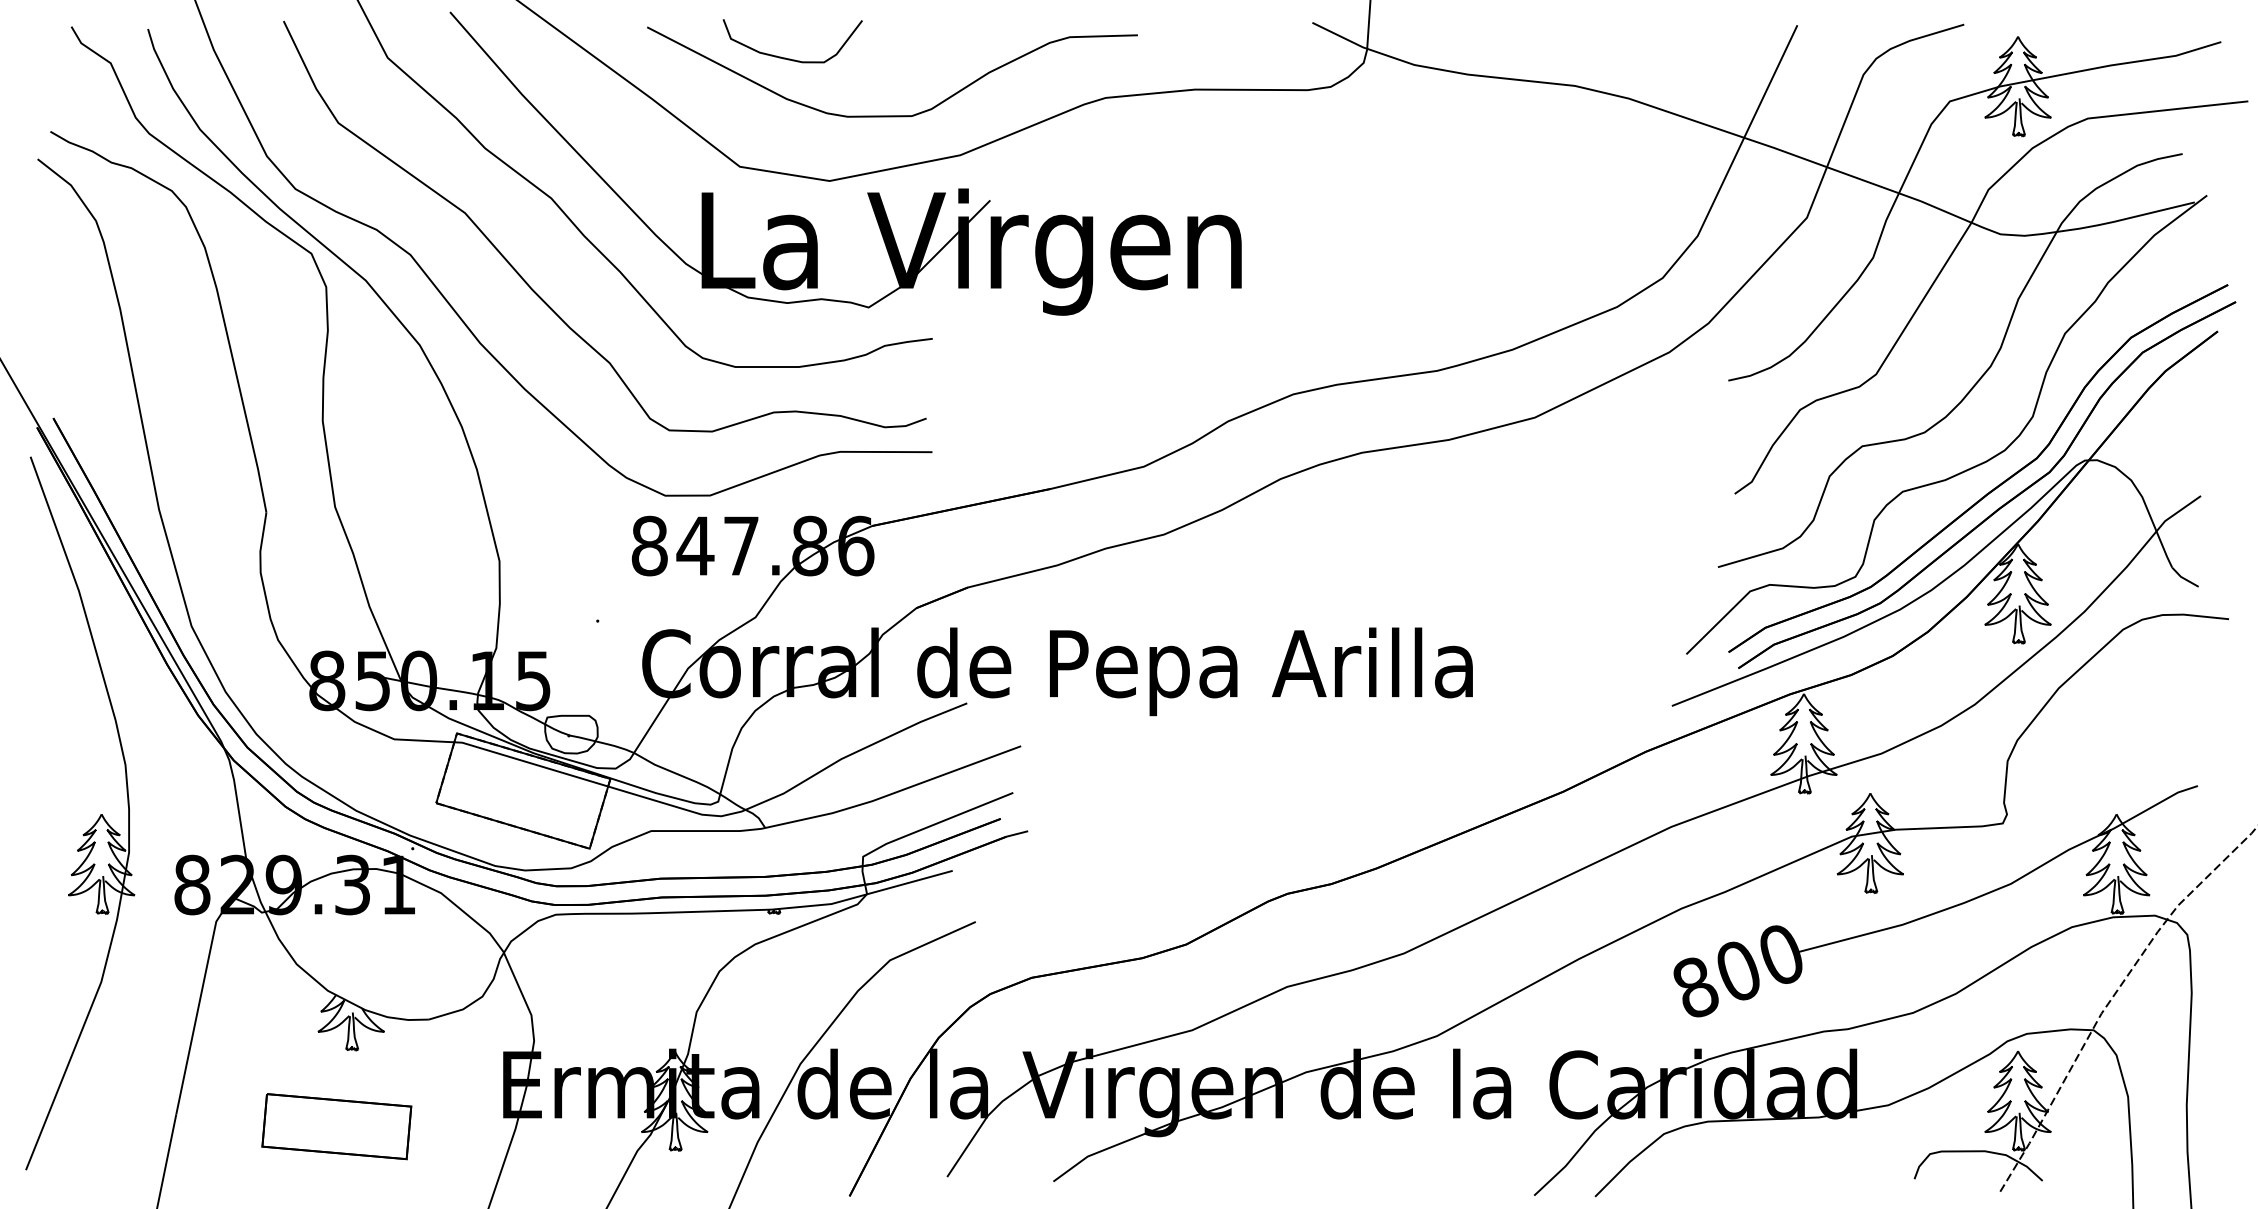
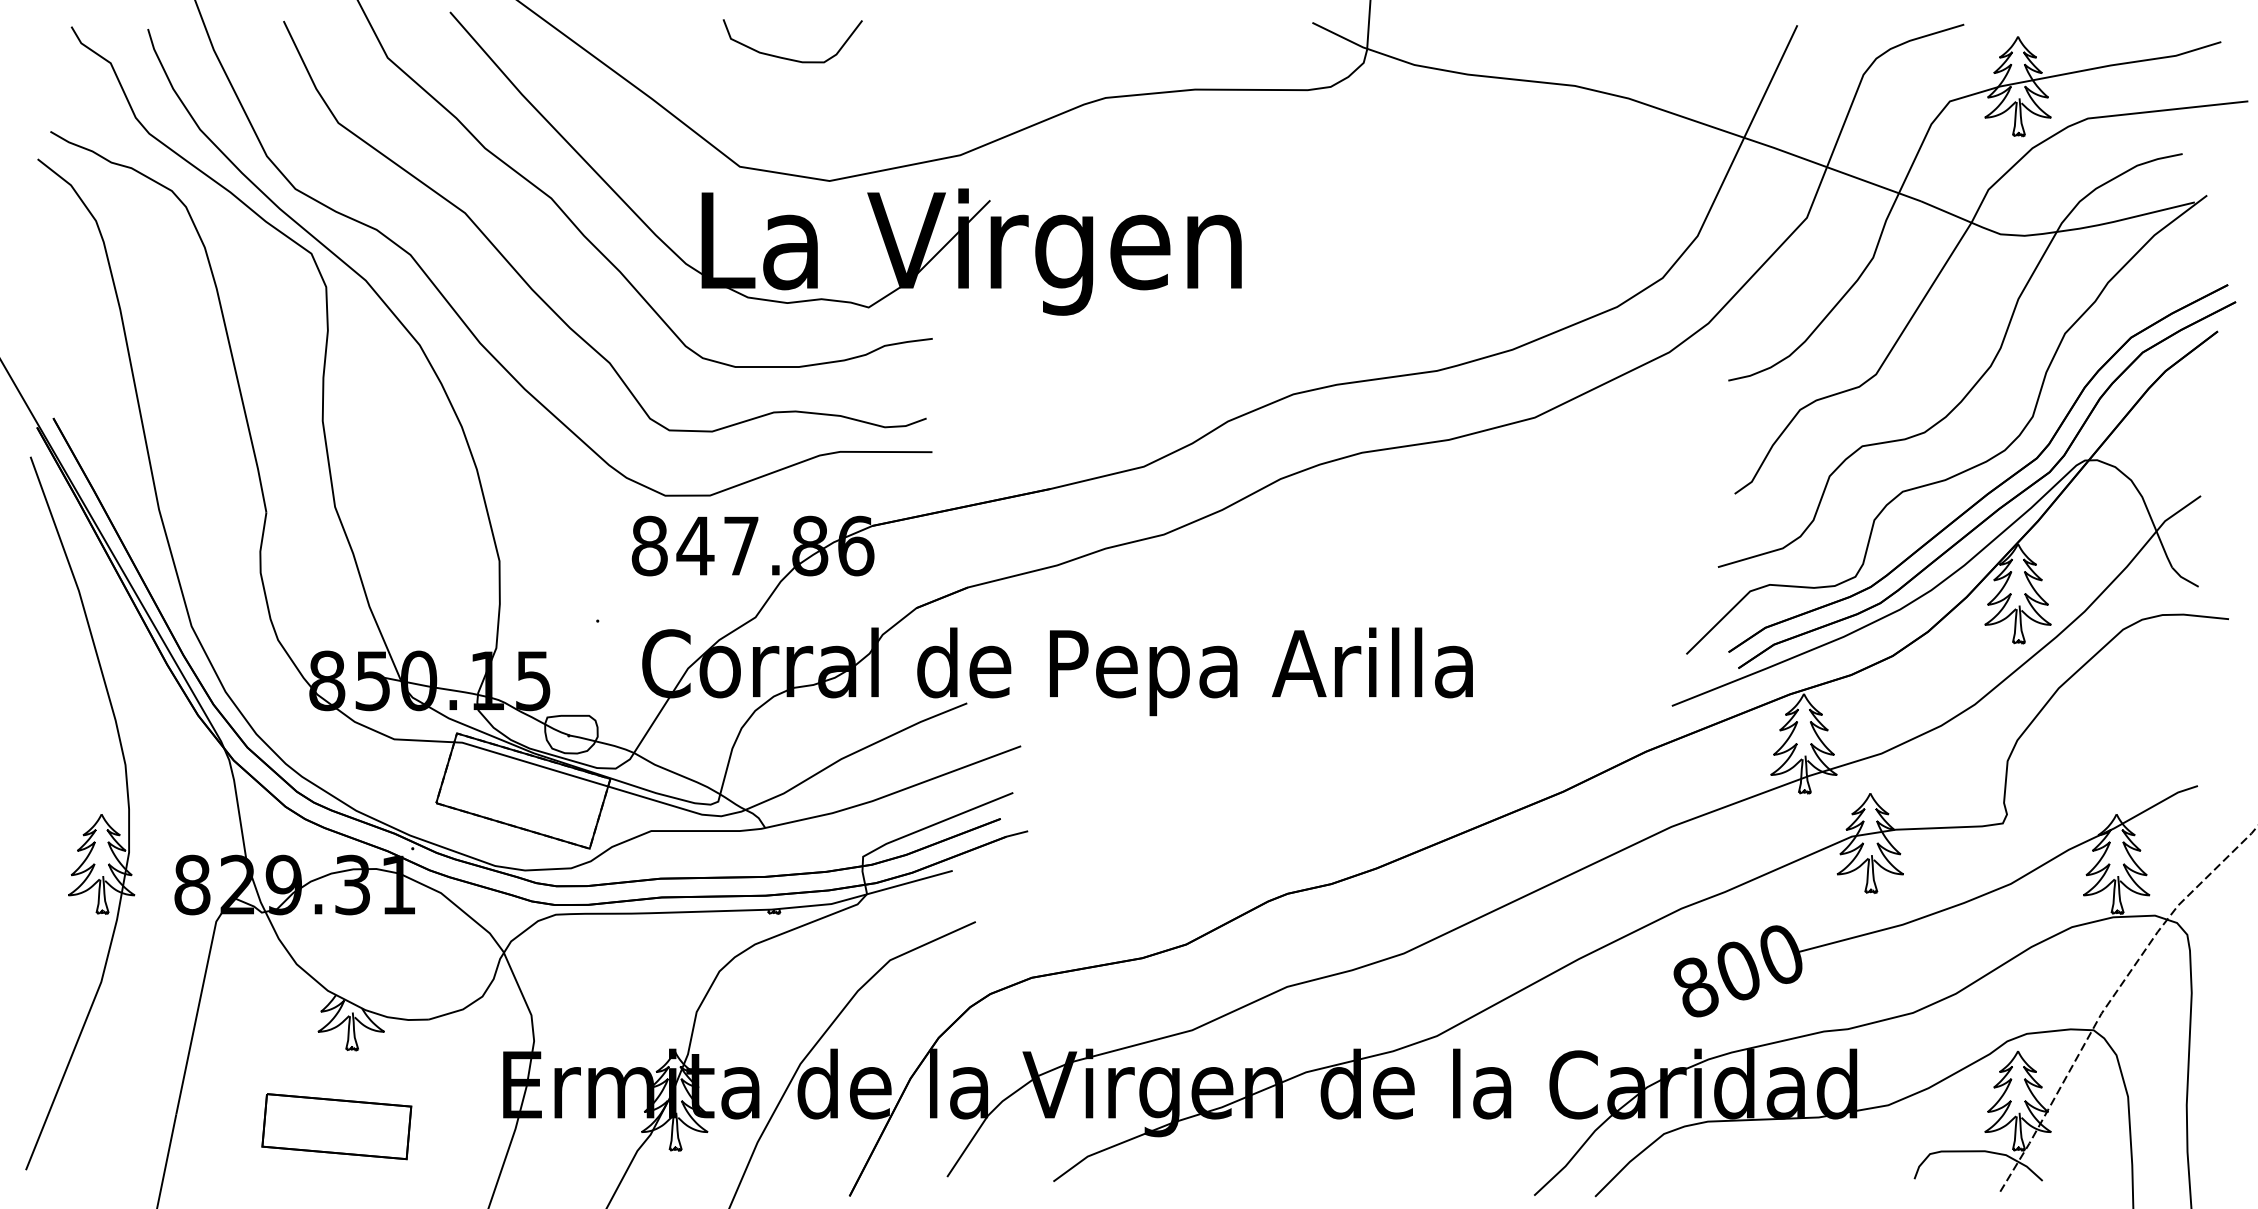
curve: present -> none (892, 115)
